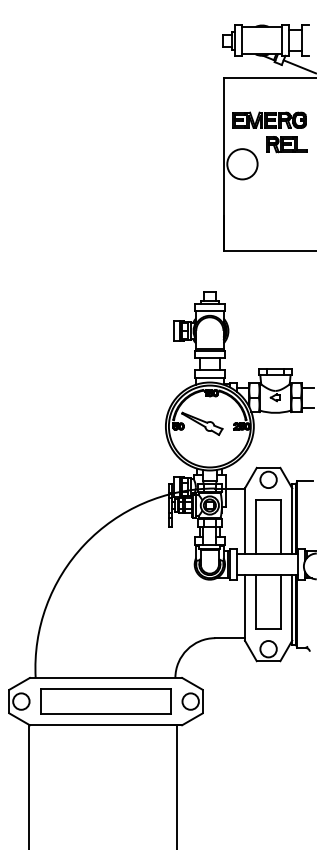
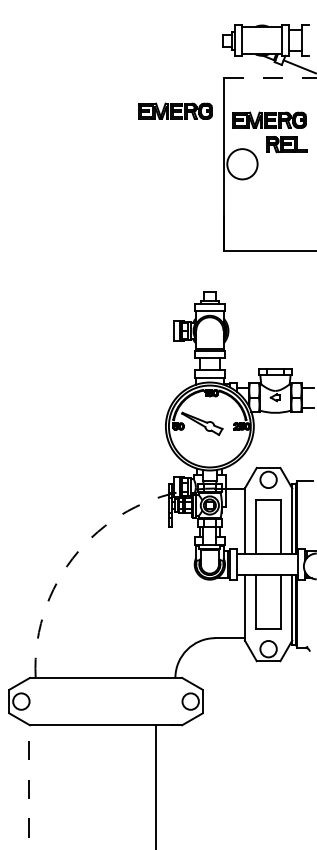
line: solid -> dashed (270, 77)
part: none -> present (175, 110)
arc: solid -> dashed (84, 544)
part: present -> none (105, 701)
line position: (176, 785) -> (155, 785) (155, 785)
line: solid -> dashed (29, 787)
